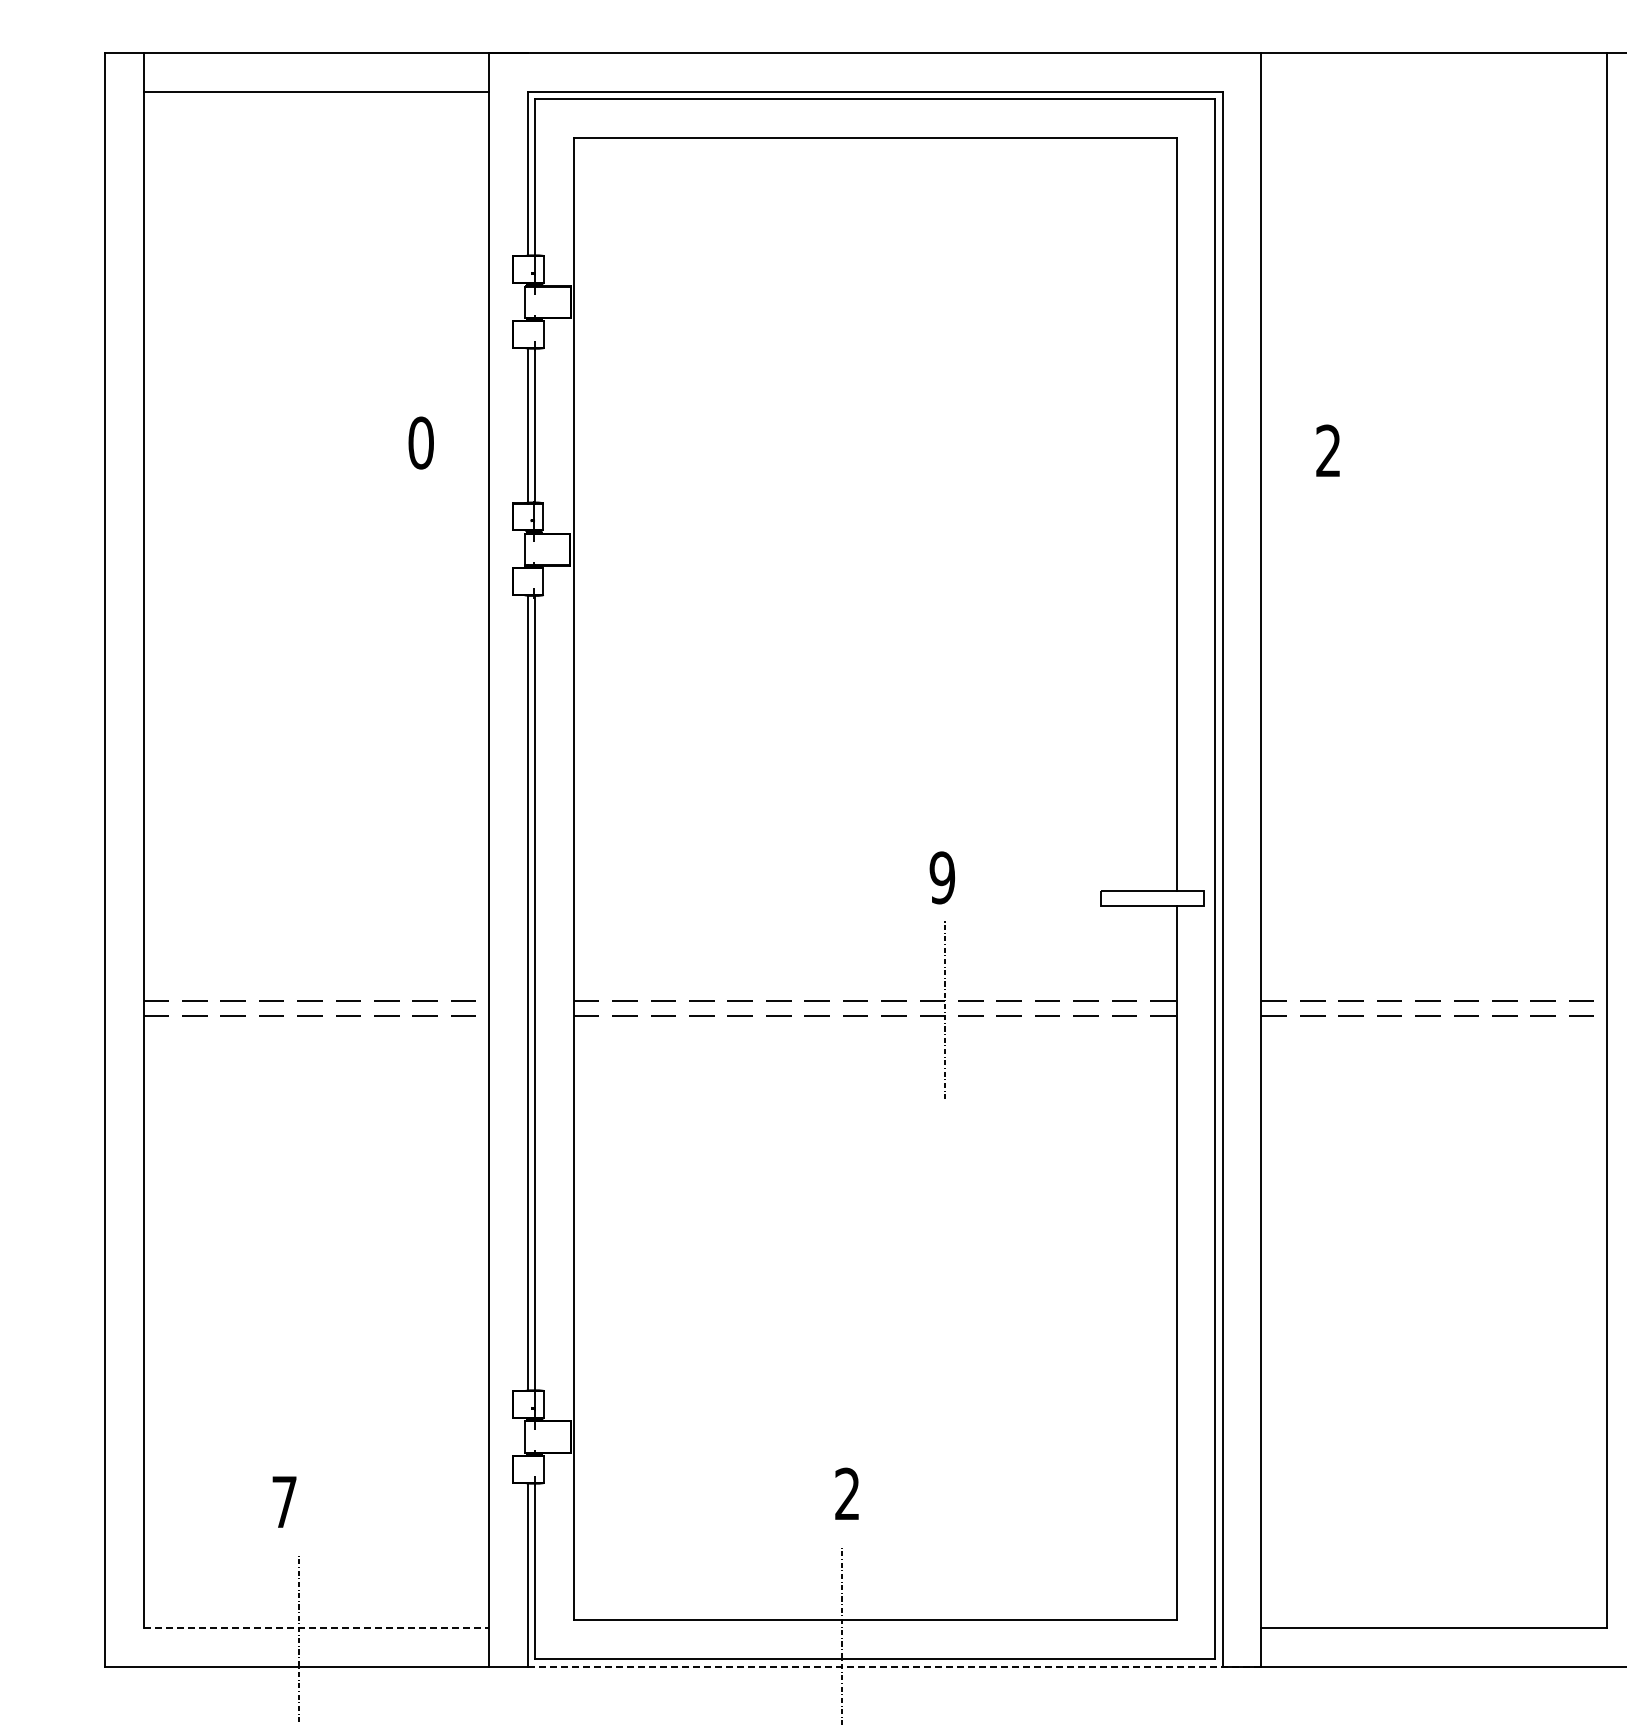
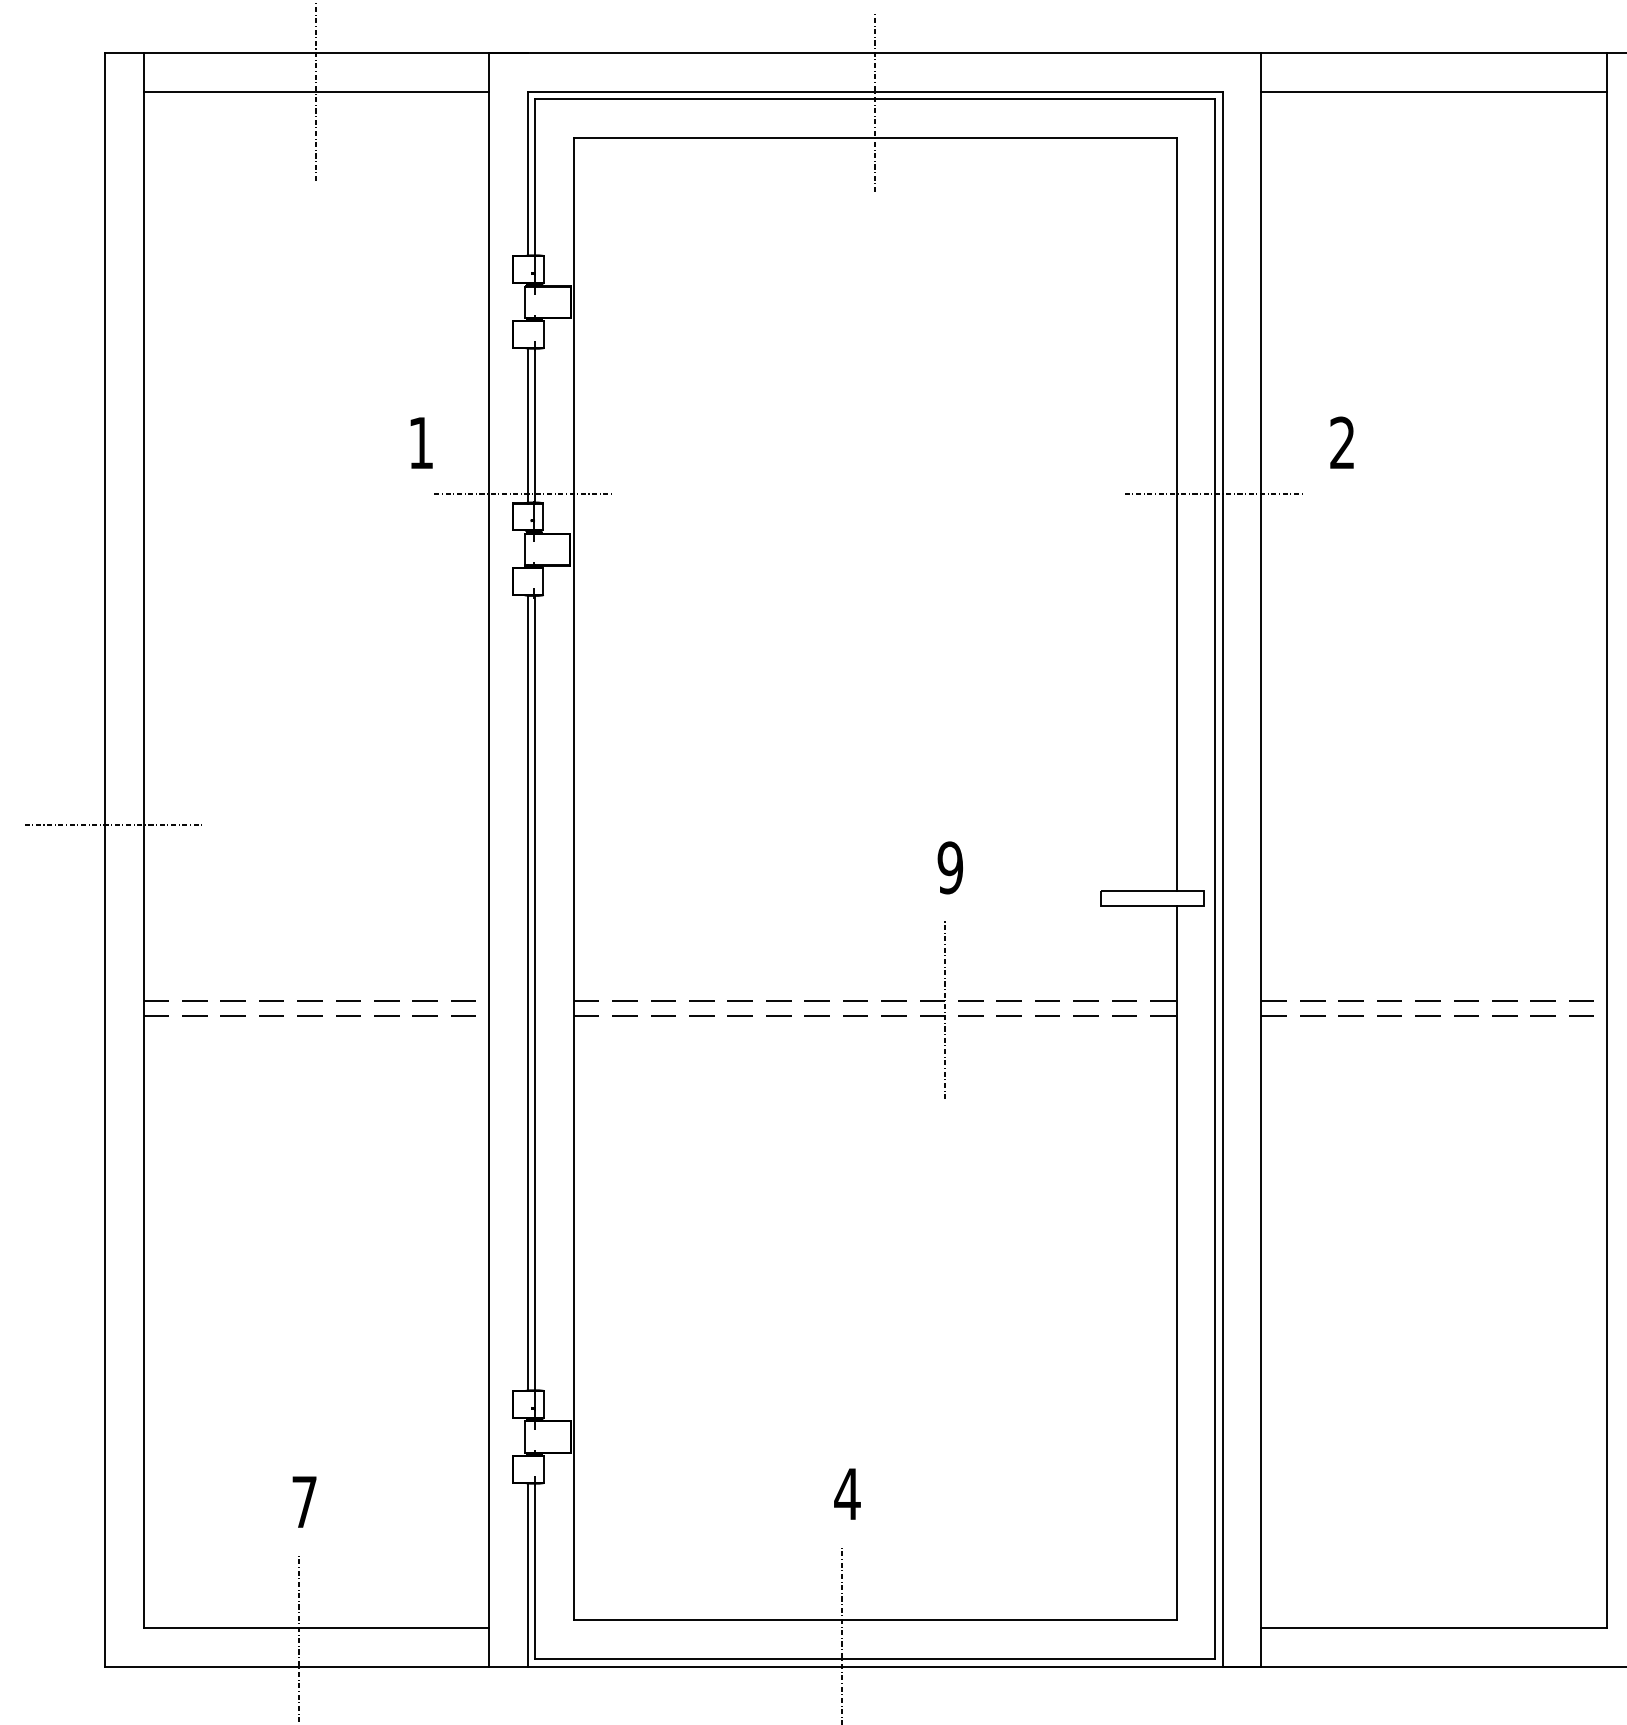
line: none -> present (316, 91)
line: none -> present (1434, 91)
line: none -> present (875, 102)
text: 0 -> 1 (420, 442)
text position: (1327, 450) -> (1341, 442) (1341, 442)
line: none -> present (523, 494)
line: none -> present (1214, 494)
line: none -> present (113, 825)
text position: (941, 877) -> (949, 867) (949, 867)
text: 2 -> 4 (847, 1493)
text position: (284, 1501) -> (304, 1501) (304, 1501)
line: dashed -> solid (316, 1628)
line: dashed -> solid (894, 1666)
